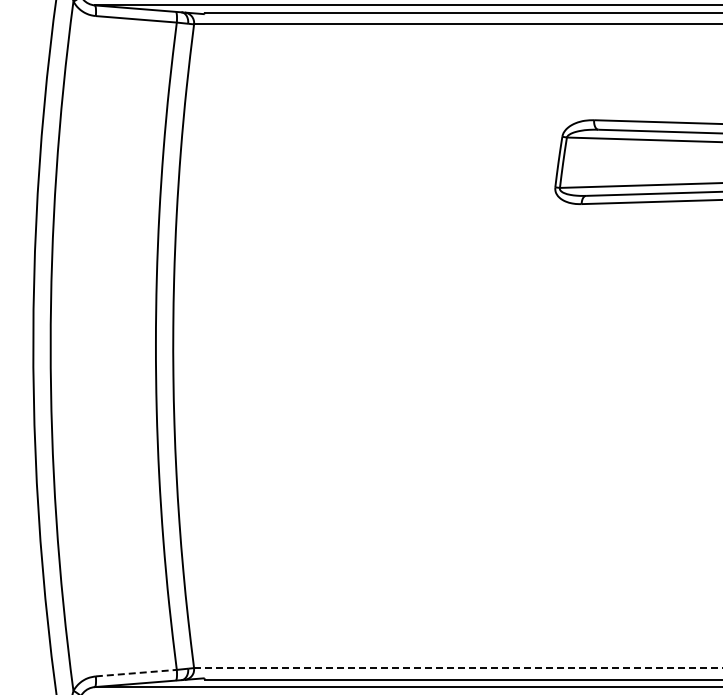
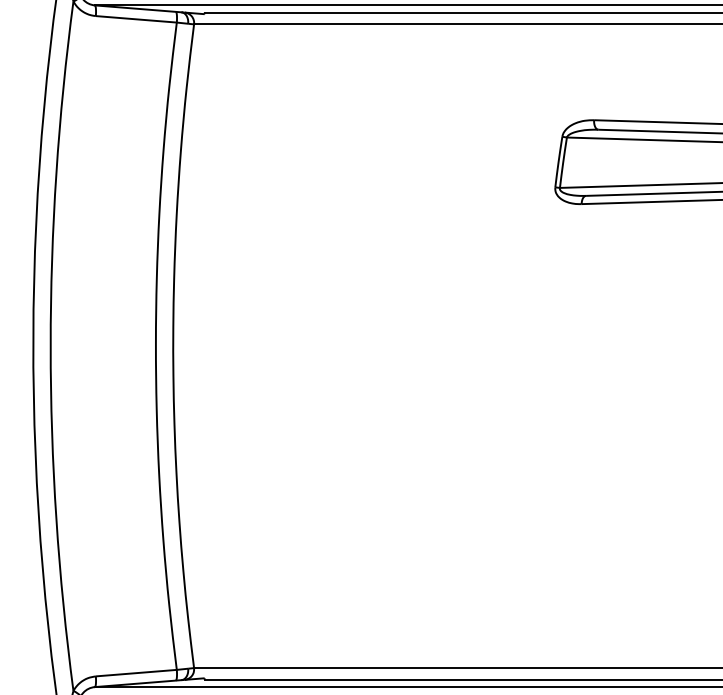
line: dashed -> solid (459, 668)
line: dashed -> solid (136, 673)
